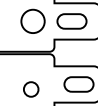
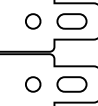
circle size: 26x26 px -> 17x17 px (33, 21)
part position: (78, 84) -> (71, 84) (71, 84)
circle position: (31, 89) -> (33, 84) (33, 84)
